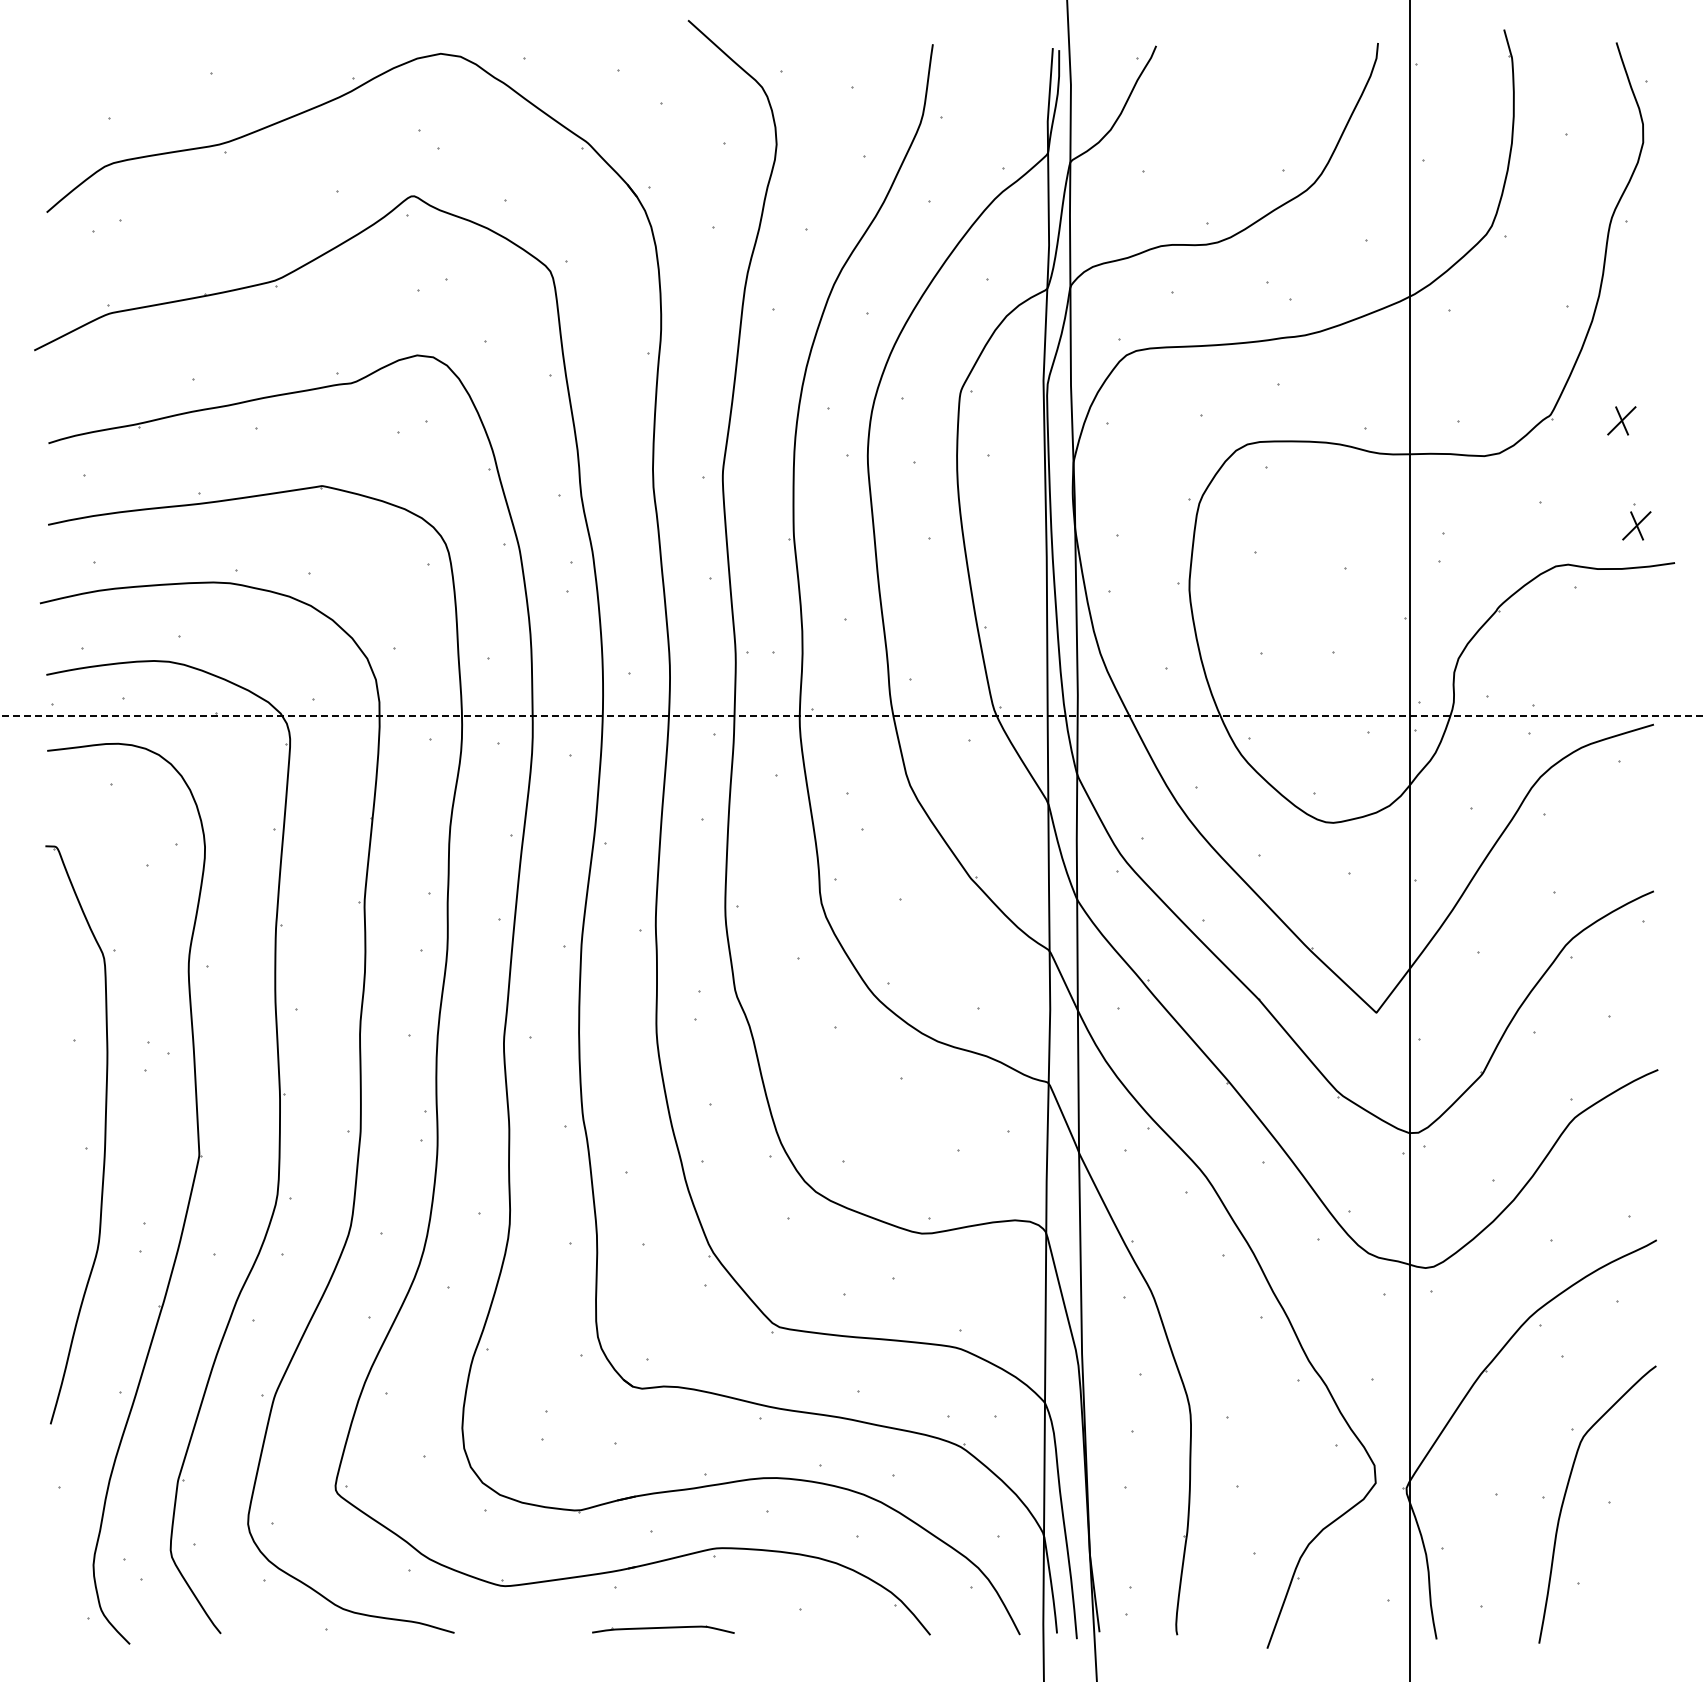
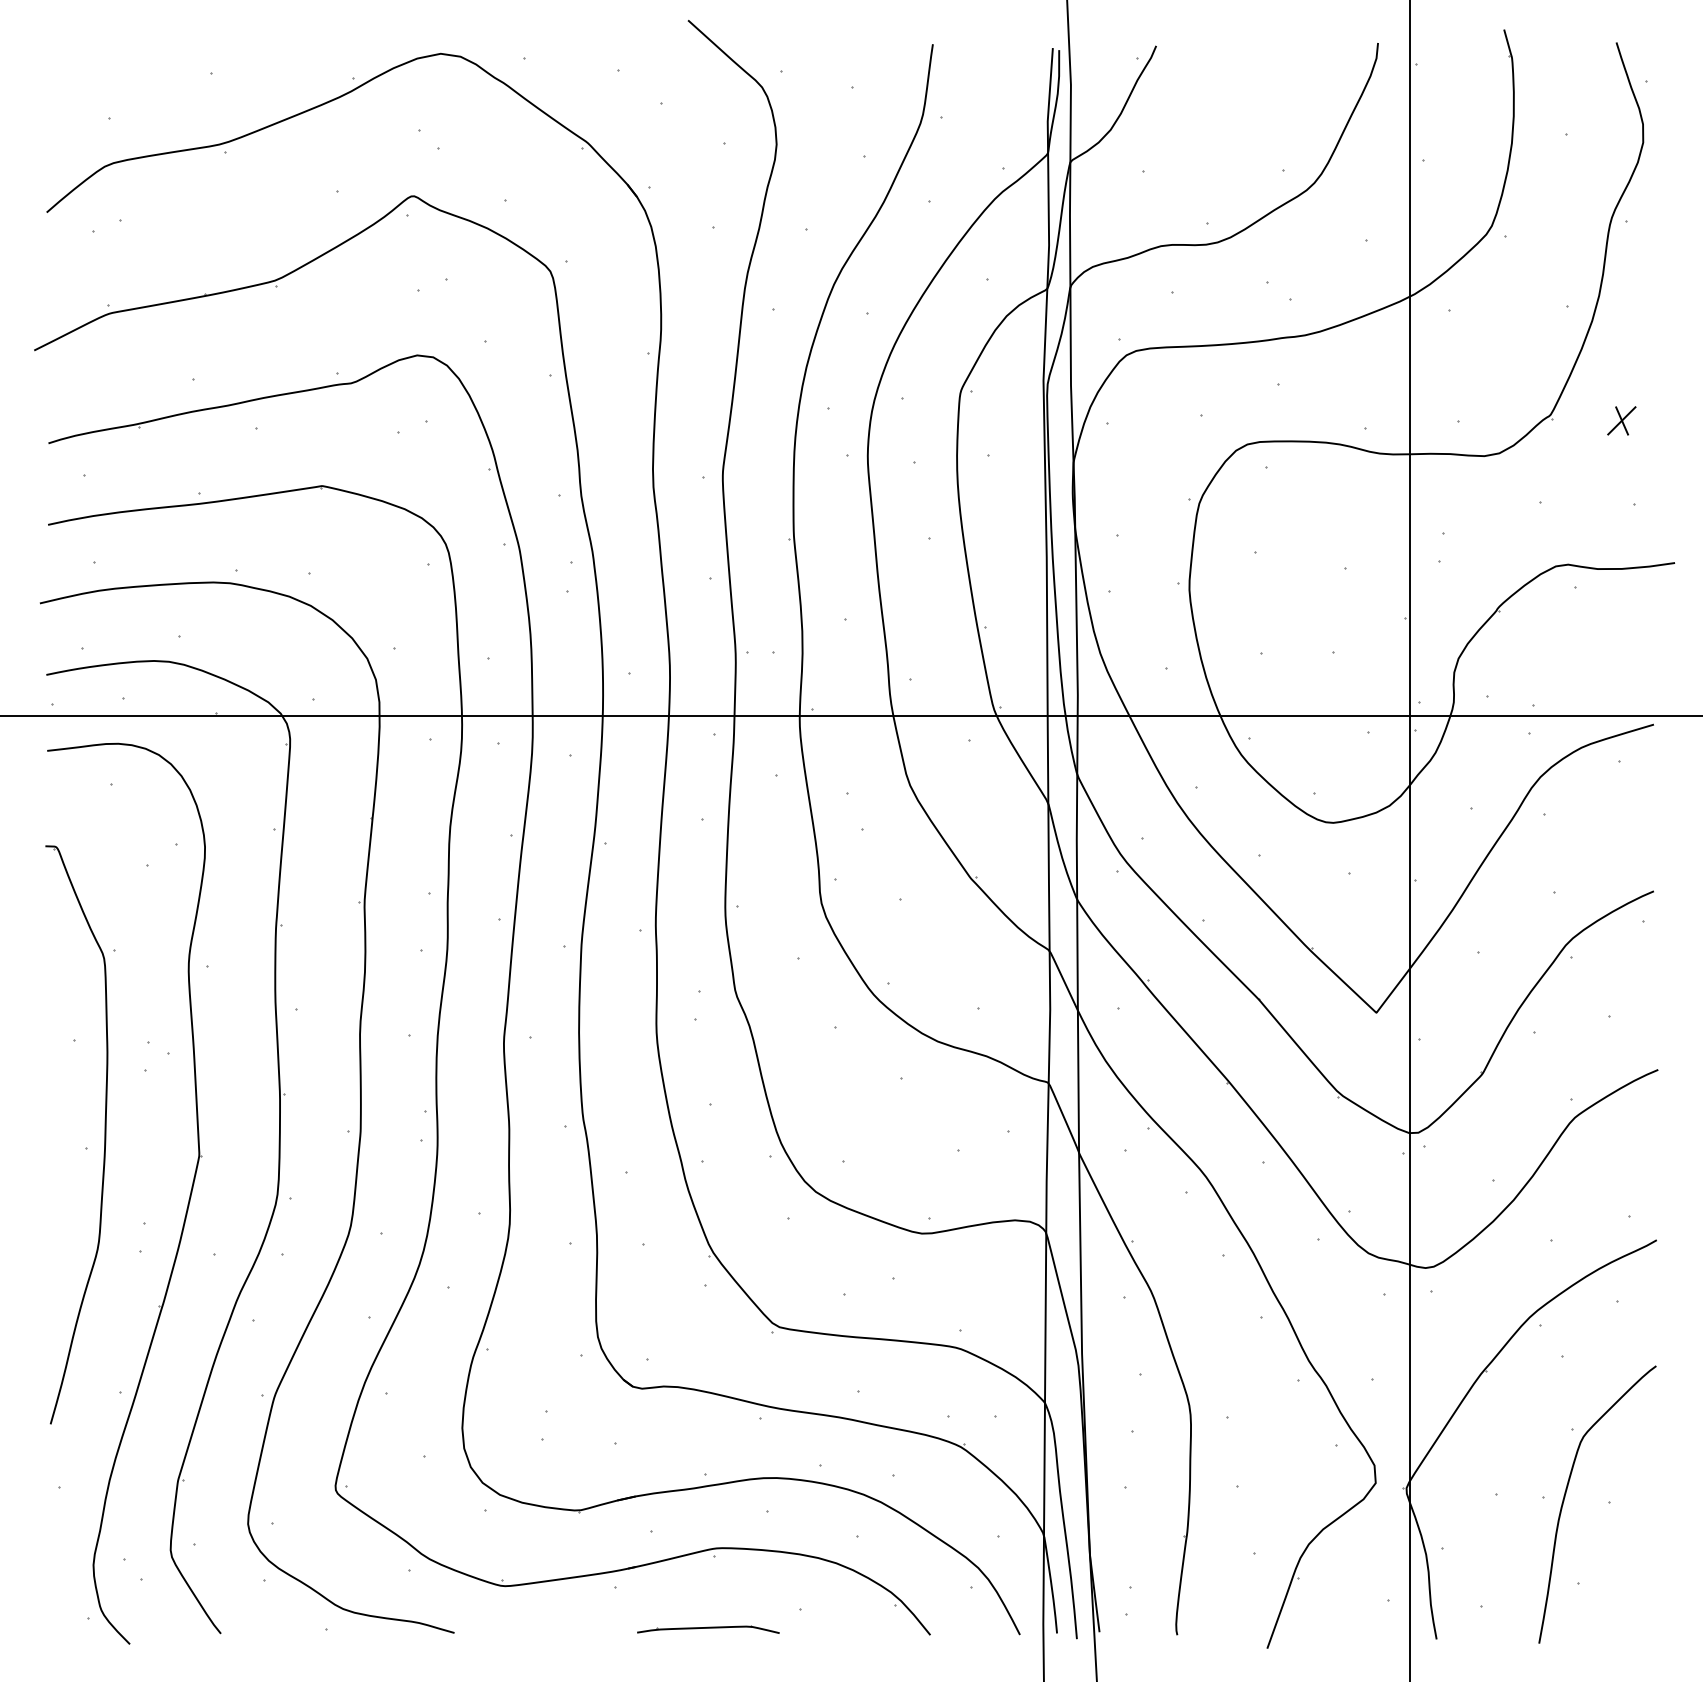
part: present -> none (1636, 525)
line: dashed -> solid (851, 715)
part position: (663, 1629) -> (708, 1629) (708, 1629)
